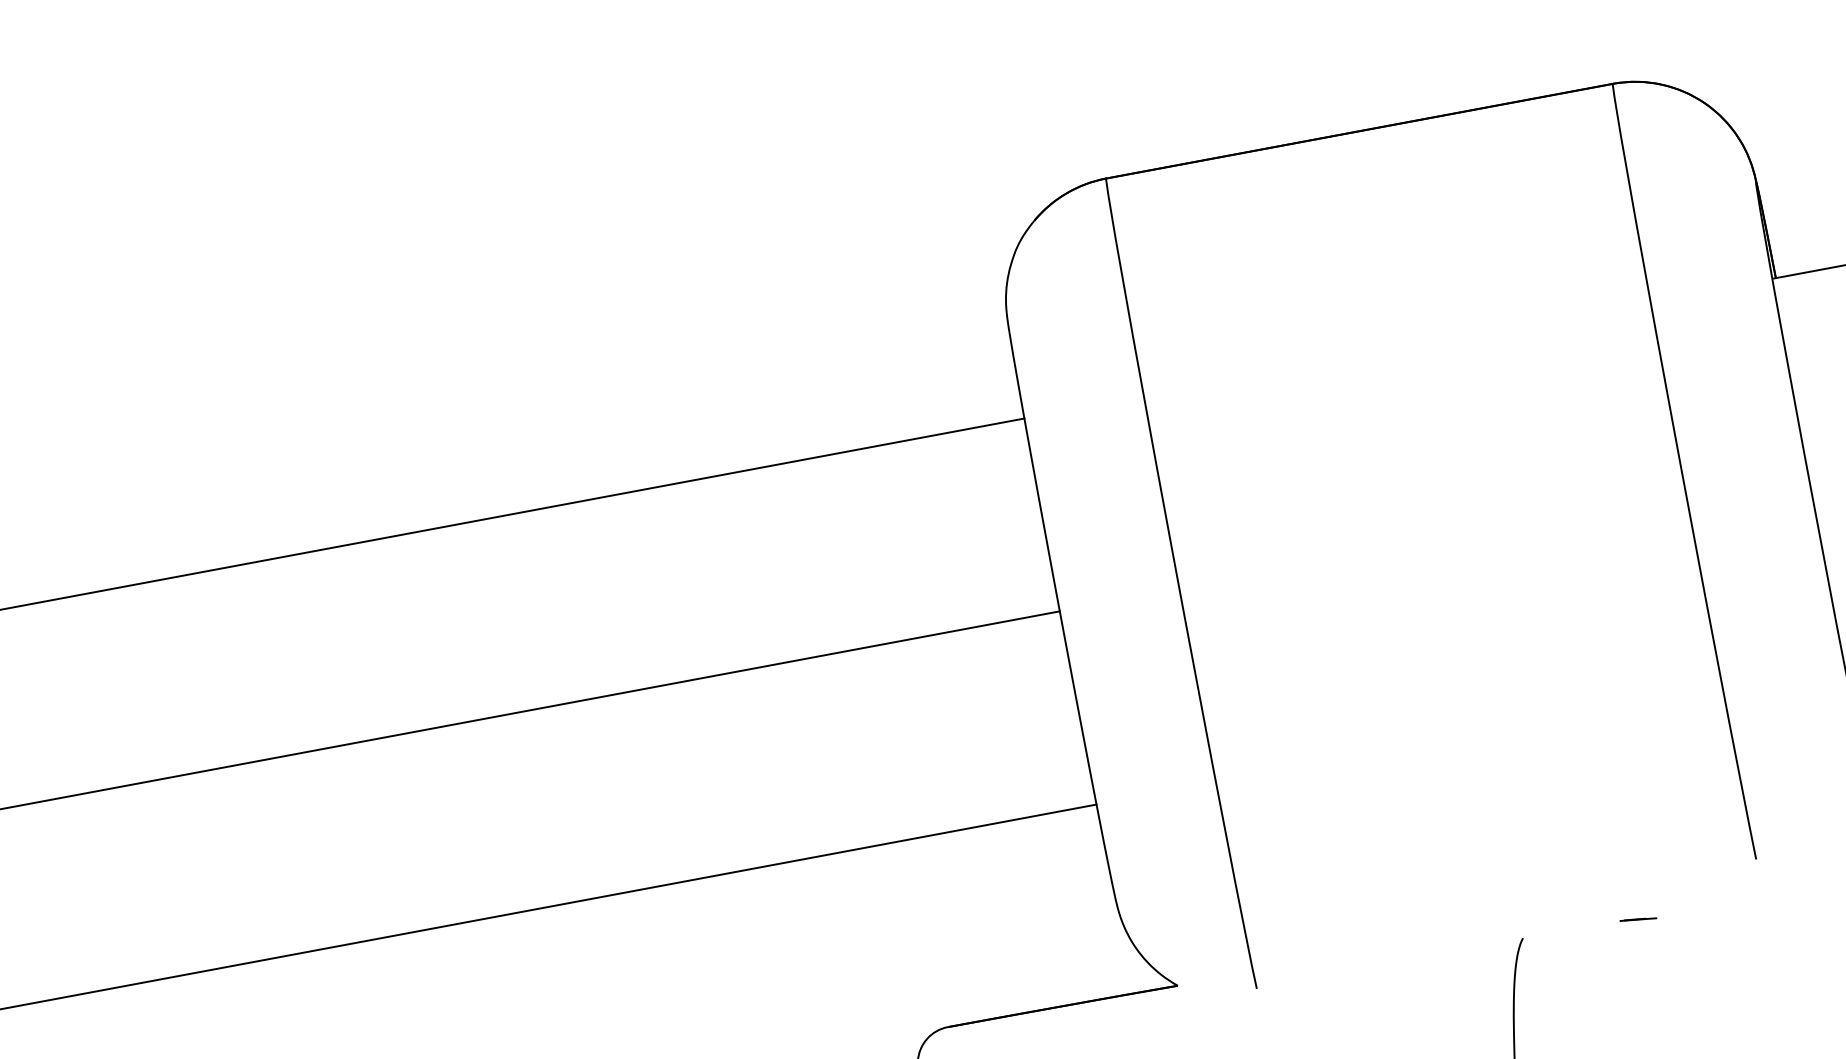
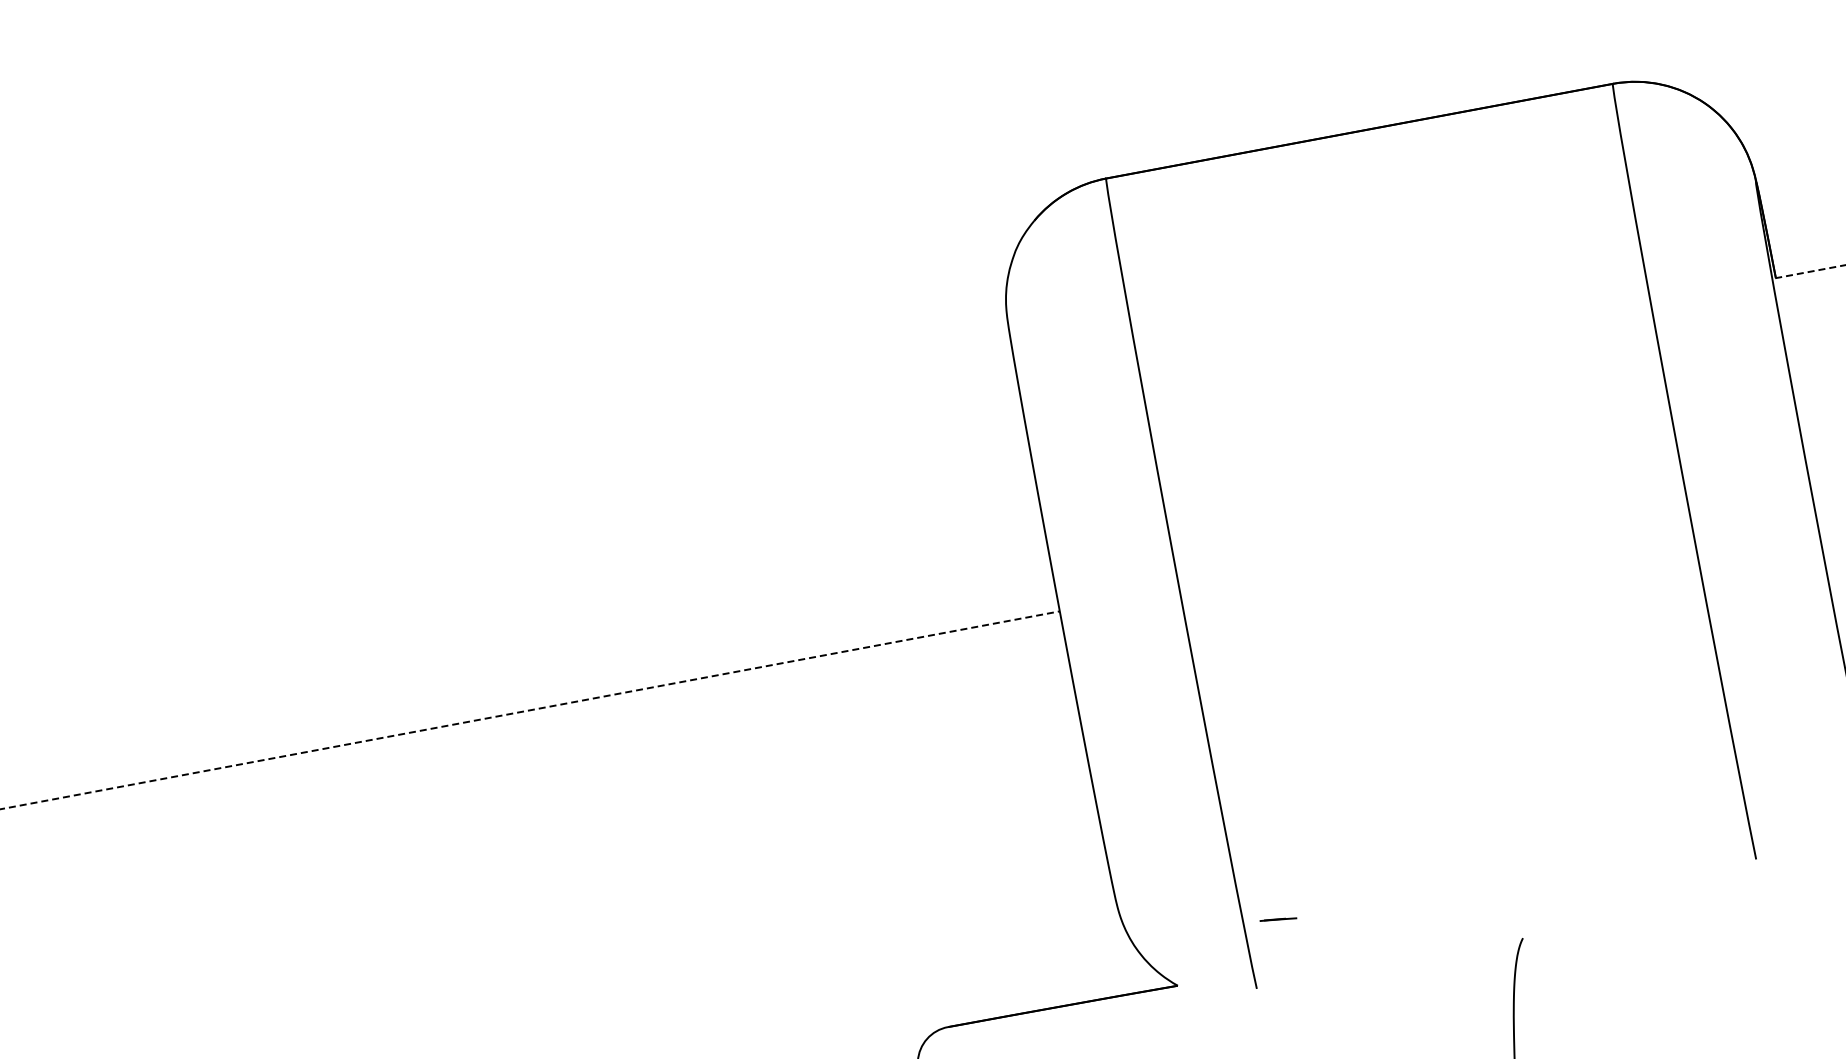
line: solid -> dashed (1809, 271)
line: present -> none (513, 513)
line: solid -> dashed (530, 710)
line: present -> none (549, 906)
line position: (1638, 919) -> (1278, 919) (1278, 919)
